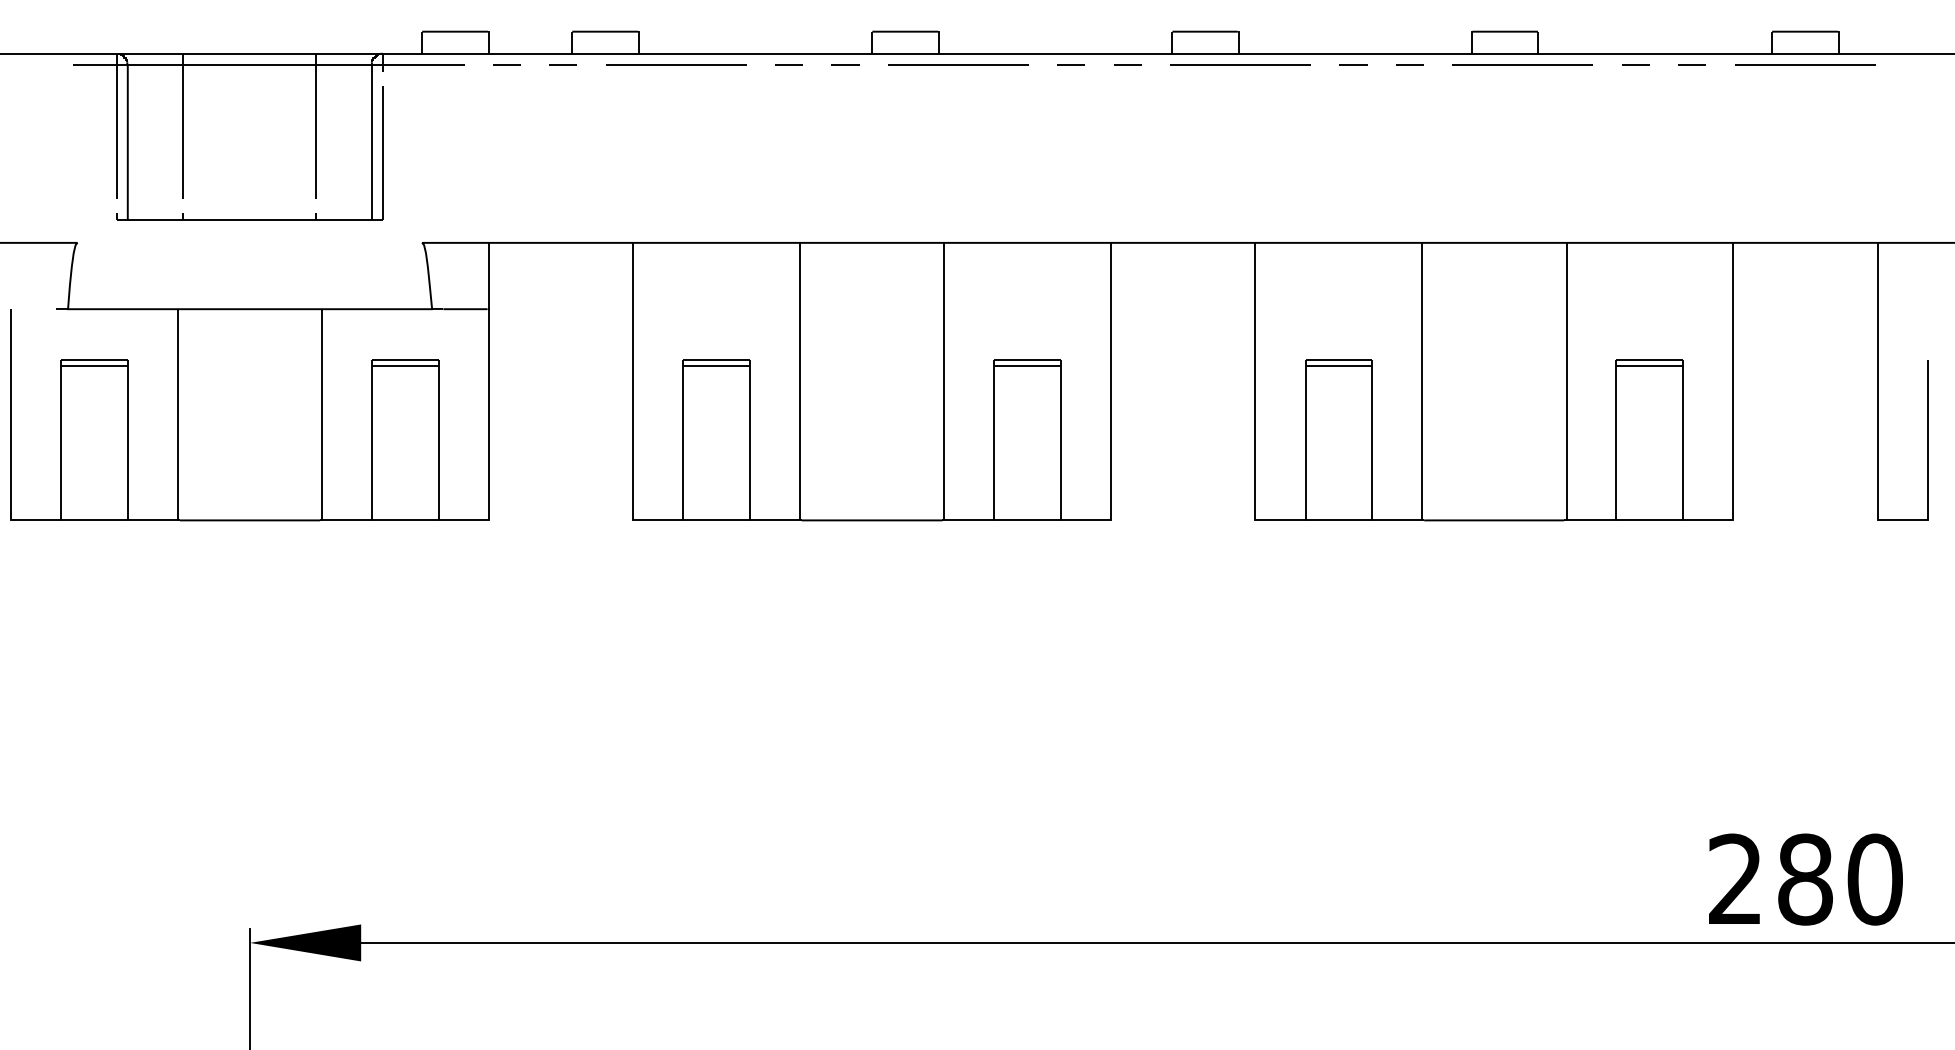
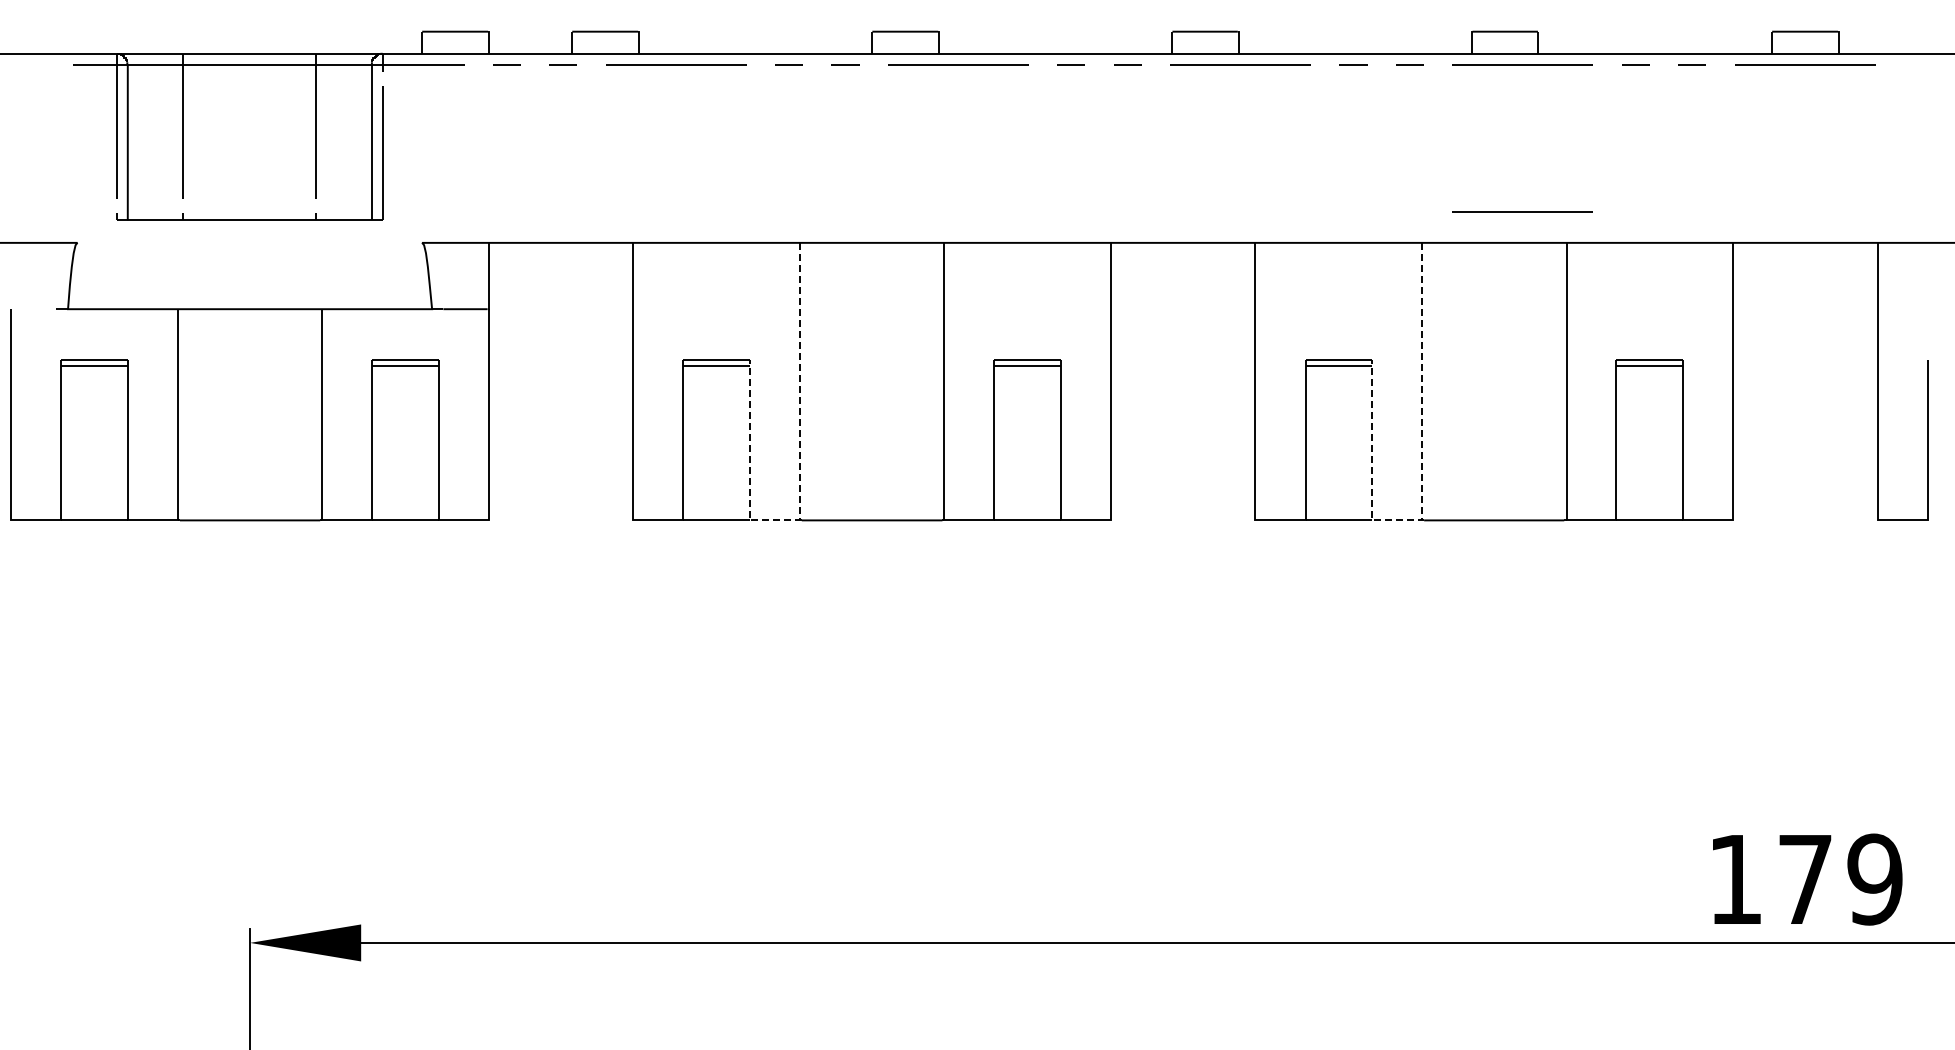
line: none -> present (1522, 211)
line: solid -> dashed (799, 488)
line: solid -> dashed (1422, 488)
text: 280 -> 179 (1805, 879)
